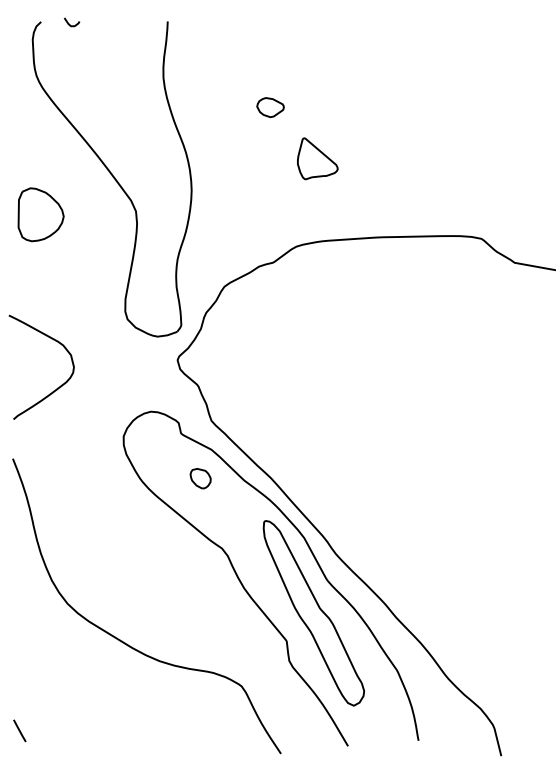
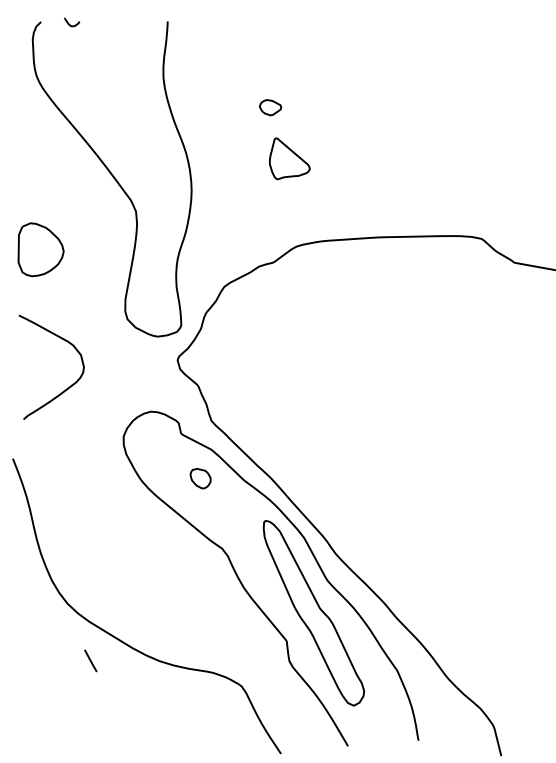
part size: 29x22 px -> 24x18 px (270, 107)
part position: (317, 158) -> (289, 158) (289, 158)
part position: (40, 214) -> (40, 249) (40, 249)
curve position: (57, 387) -> (67, 387) (67, 387)
line position: (19, 730) -> (90, 660) (90, 660)
